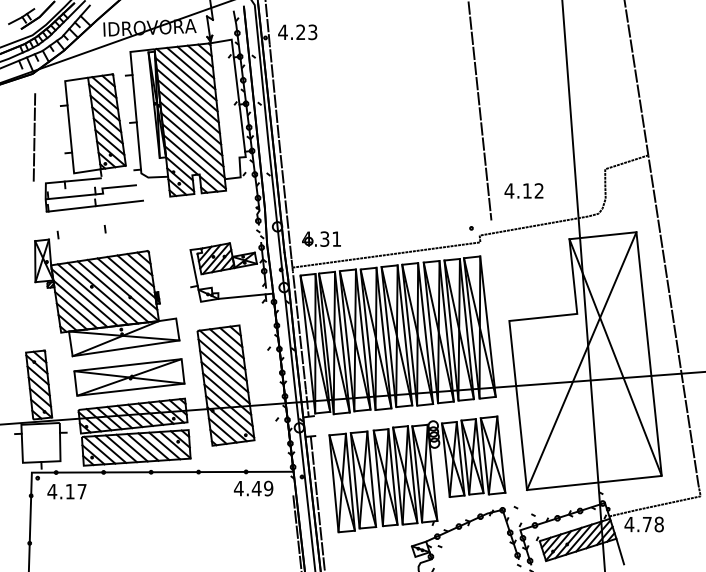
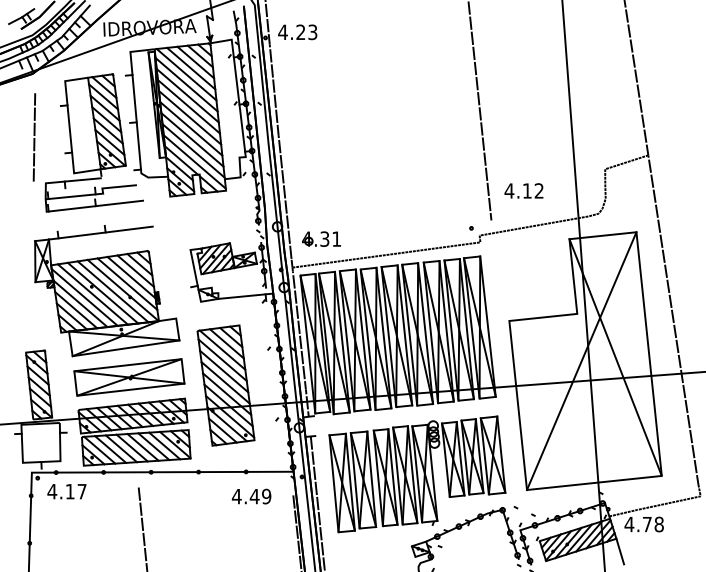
line: none -> present (100, 232)
text position: (253, 488) -> (251, 496) (251, 496)
line: none -> present (142, 527)
